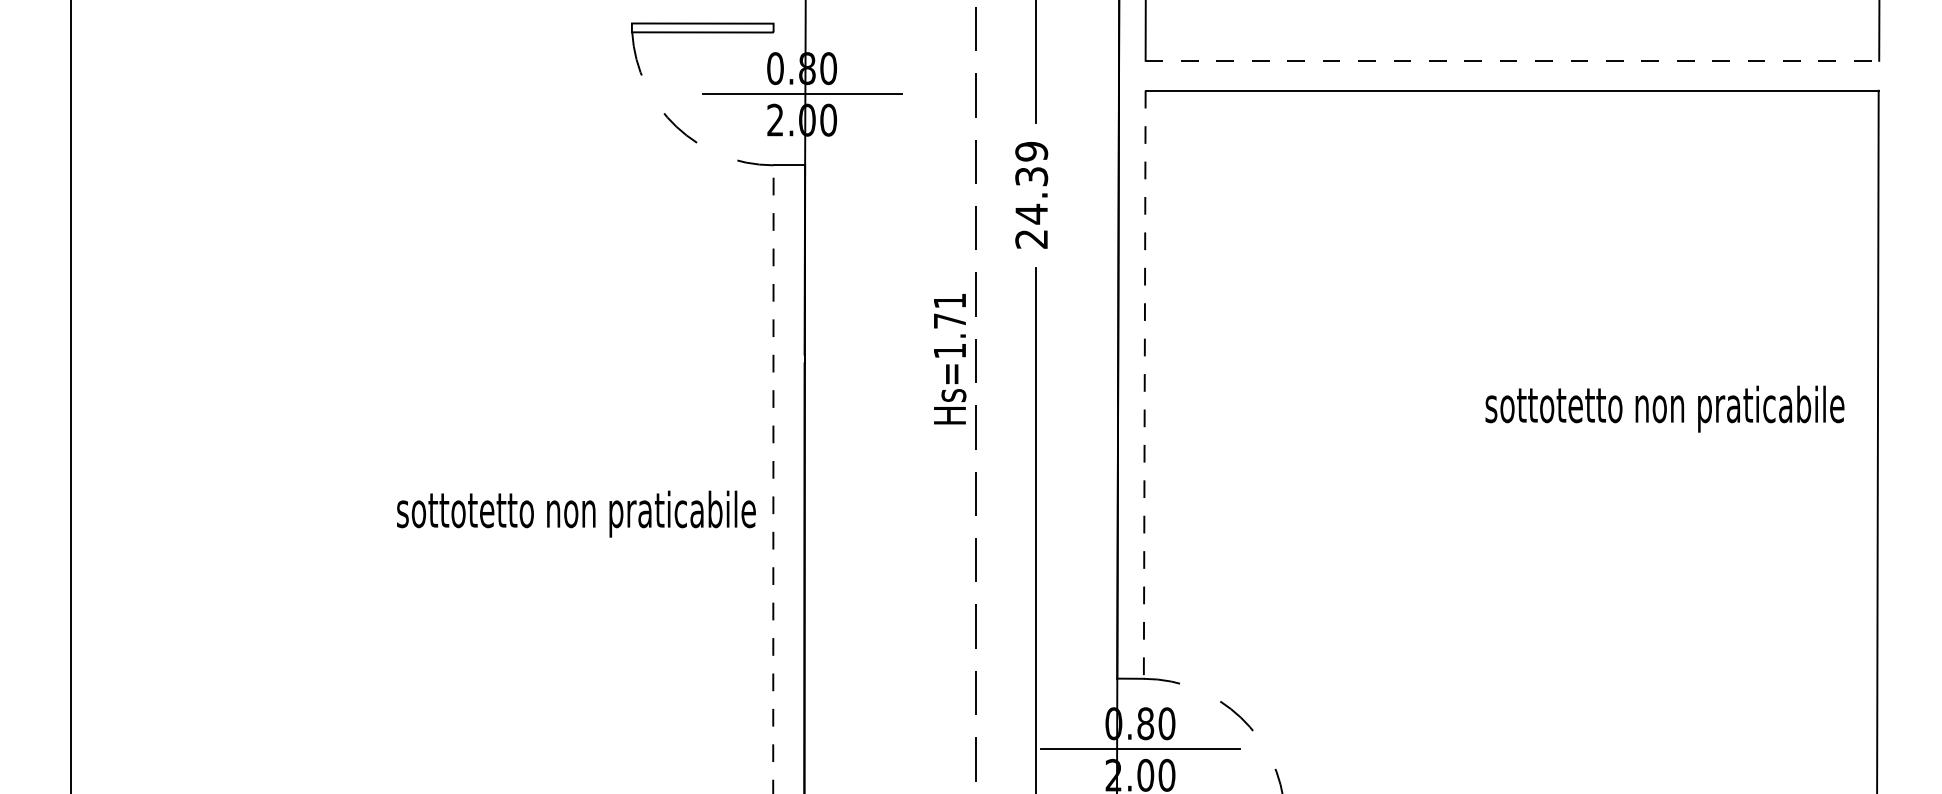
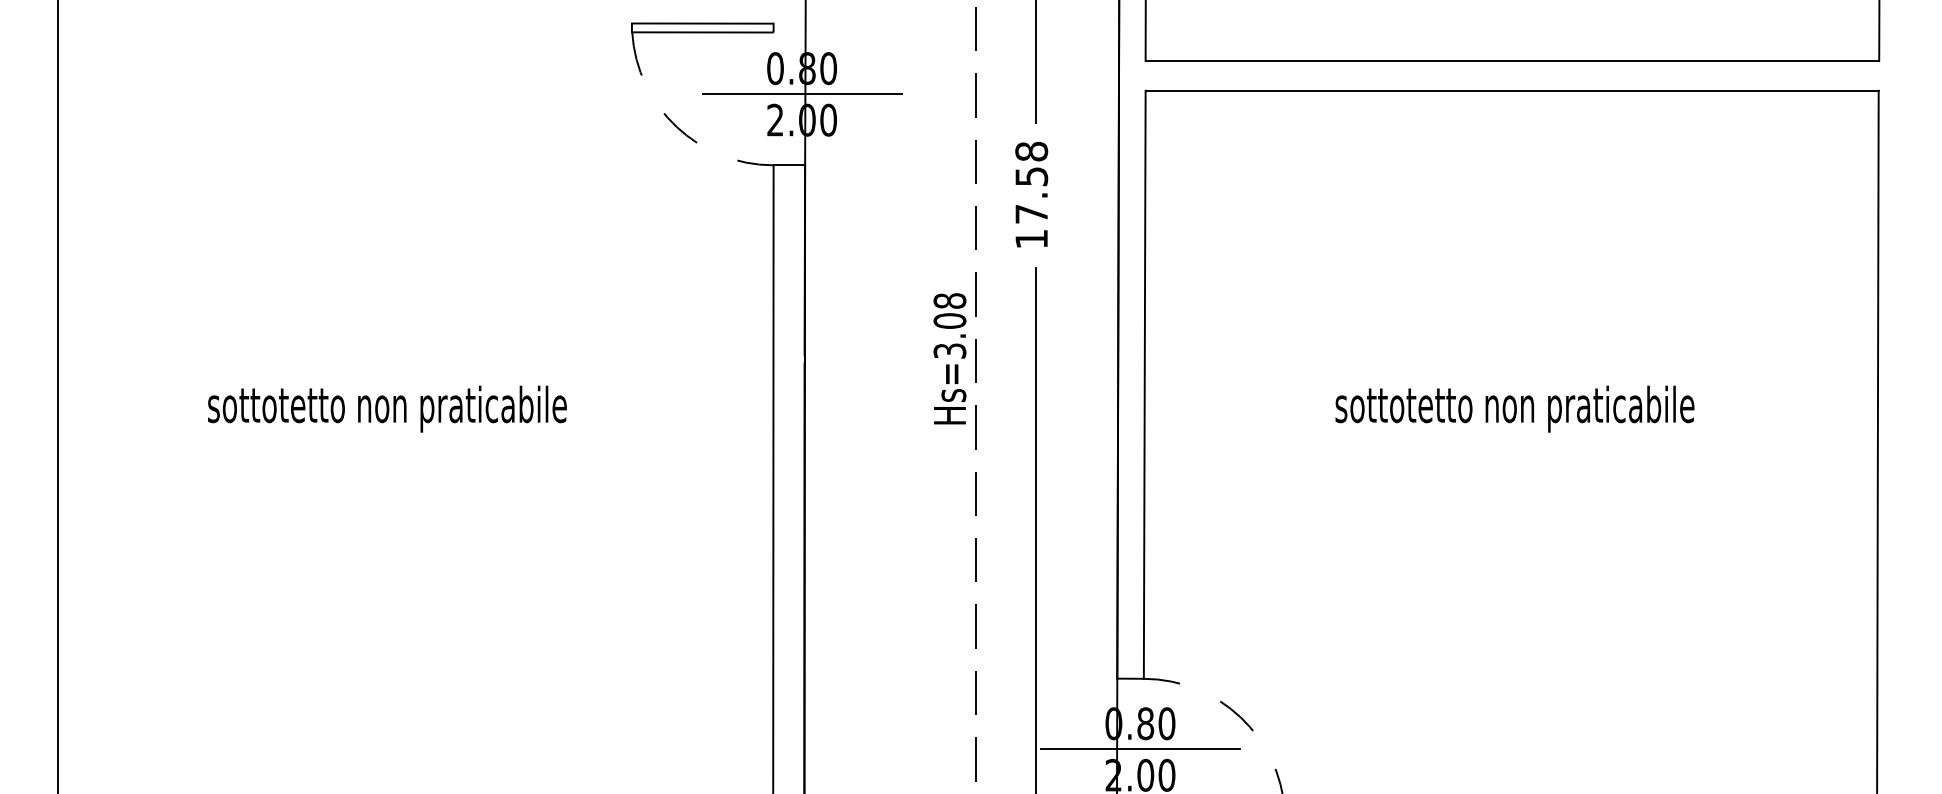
line: dashed -> solid (1512, 60)
text: 24.39 -> 17.58 (1031, 194)
text: Hs=1.71 -> Hs=3.08 (949, 325)
line: dashed -> solid (1144, 385)
line position: (71, 396) -> (58, 396) (58, 396)
text position: (1664, 408) -> (1514, 408) (1514, 408)
line: dashed -> solid (773, 479)
text position: (576, 513) -> (387, 408) (387, 408)
